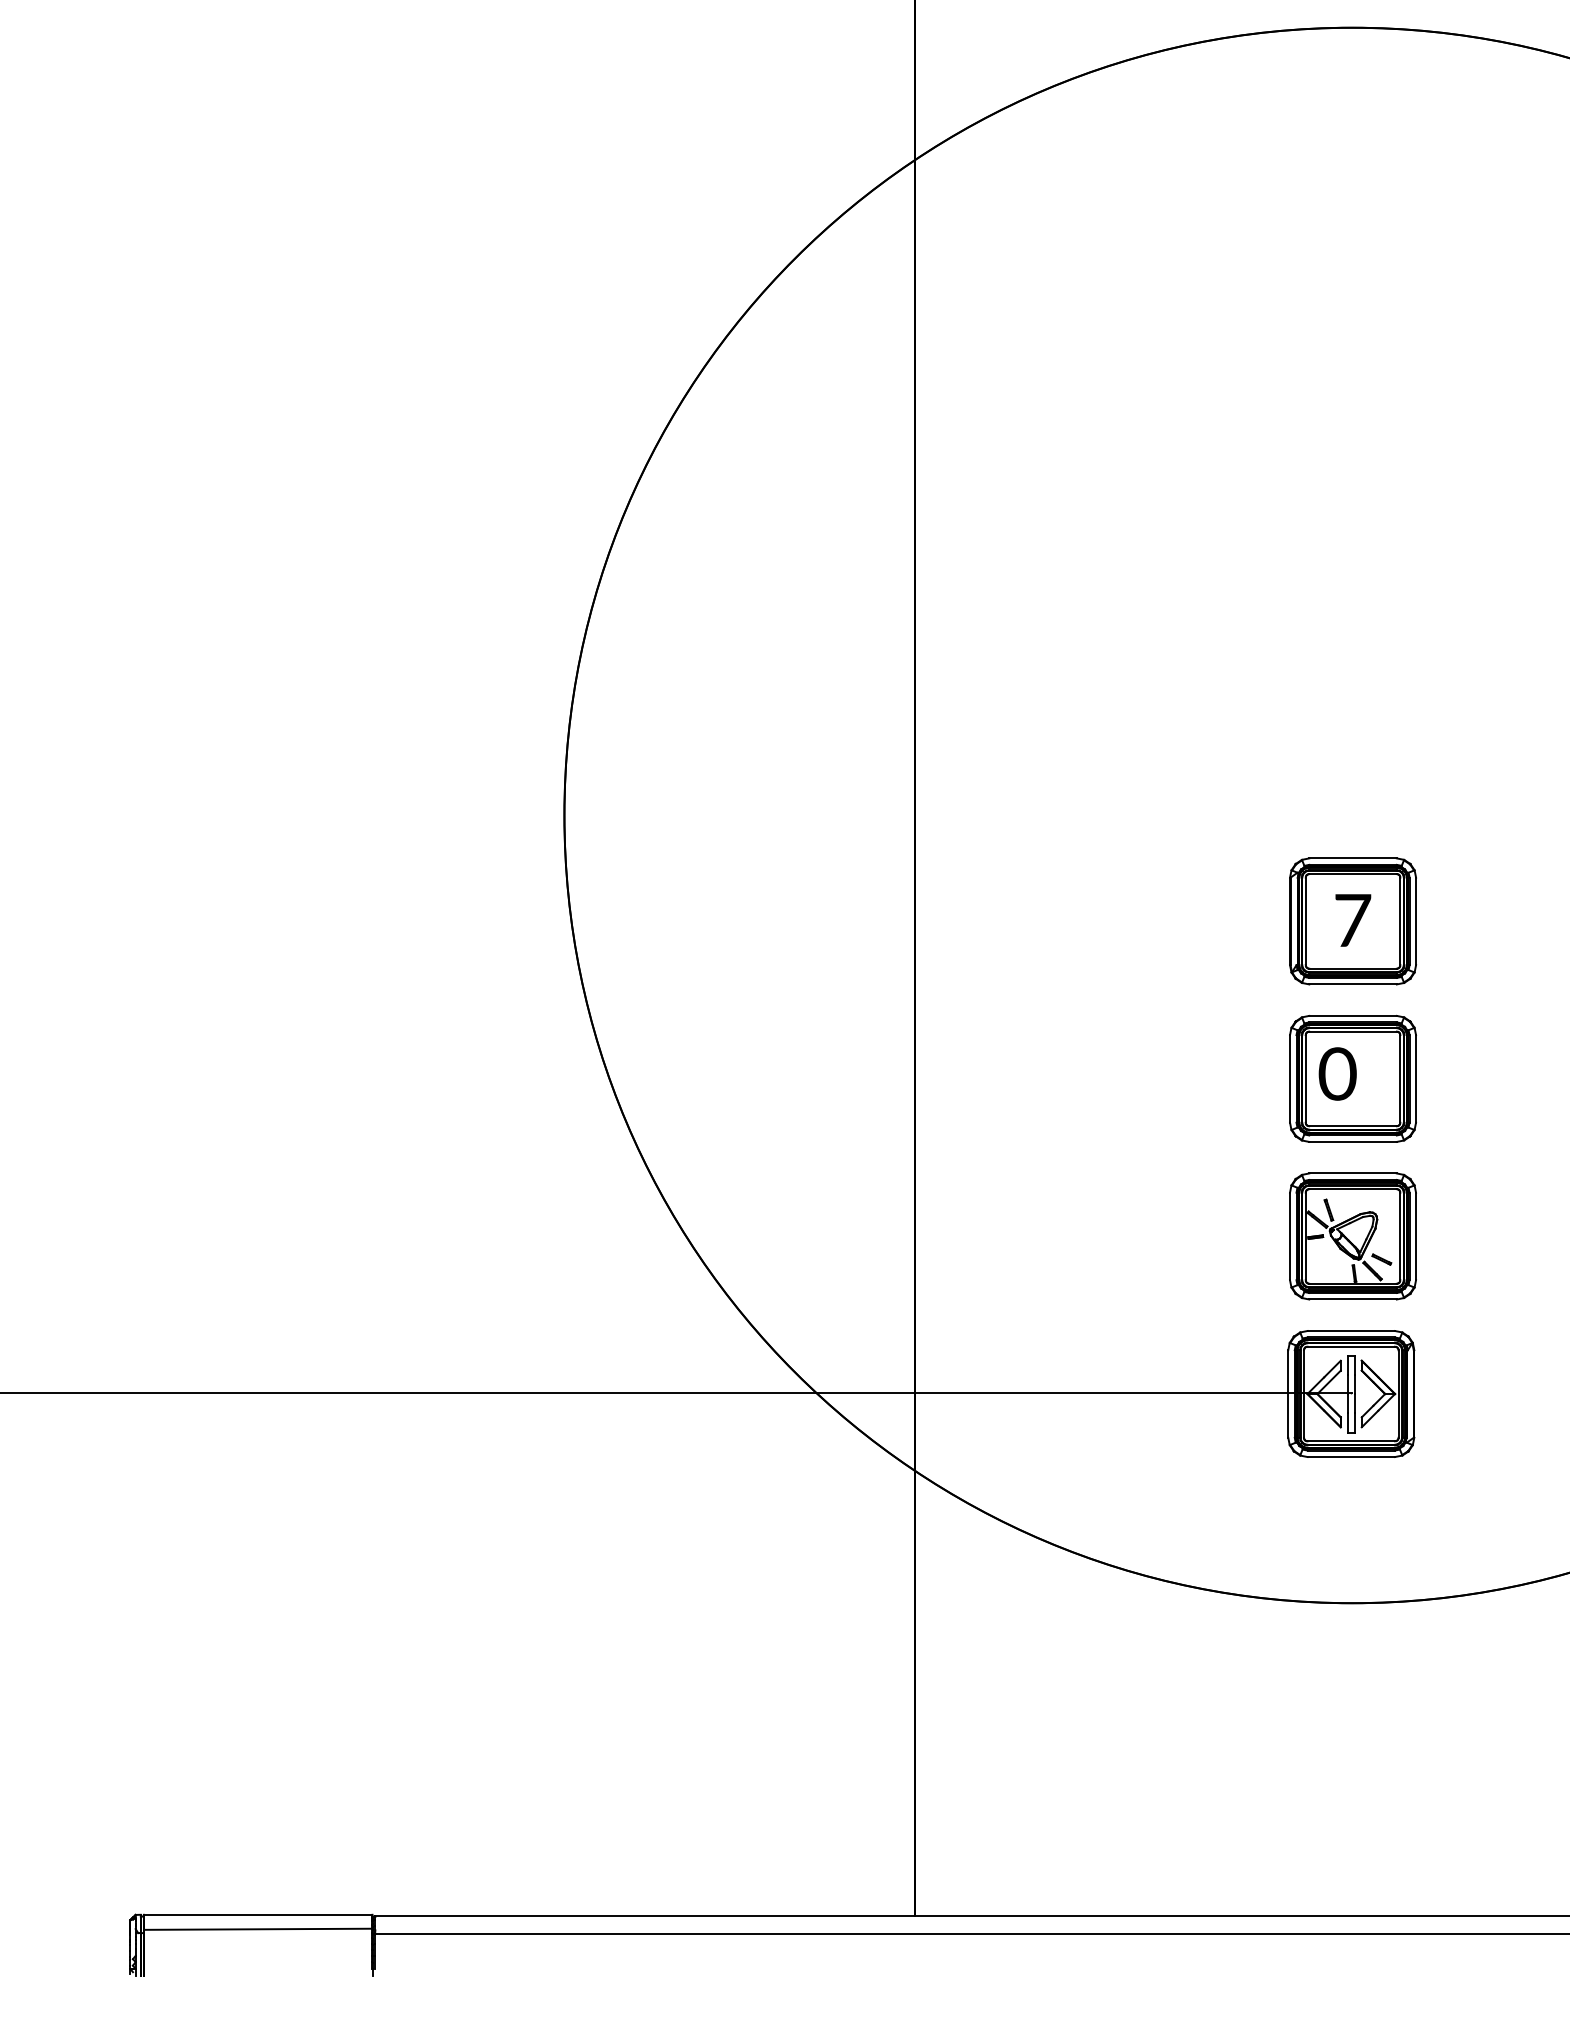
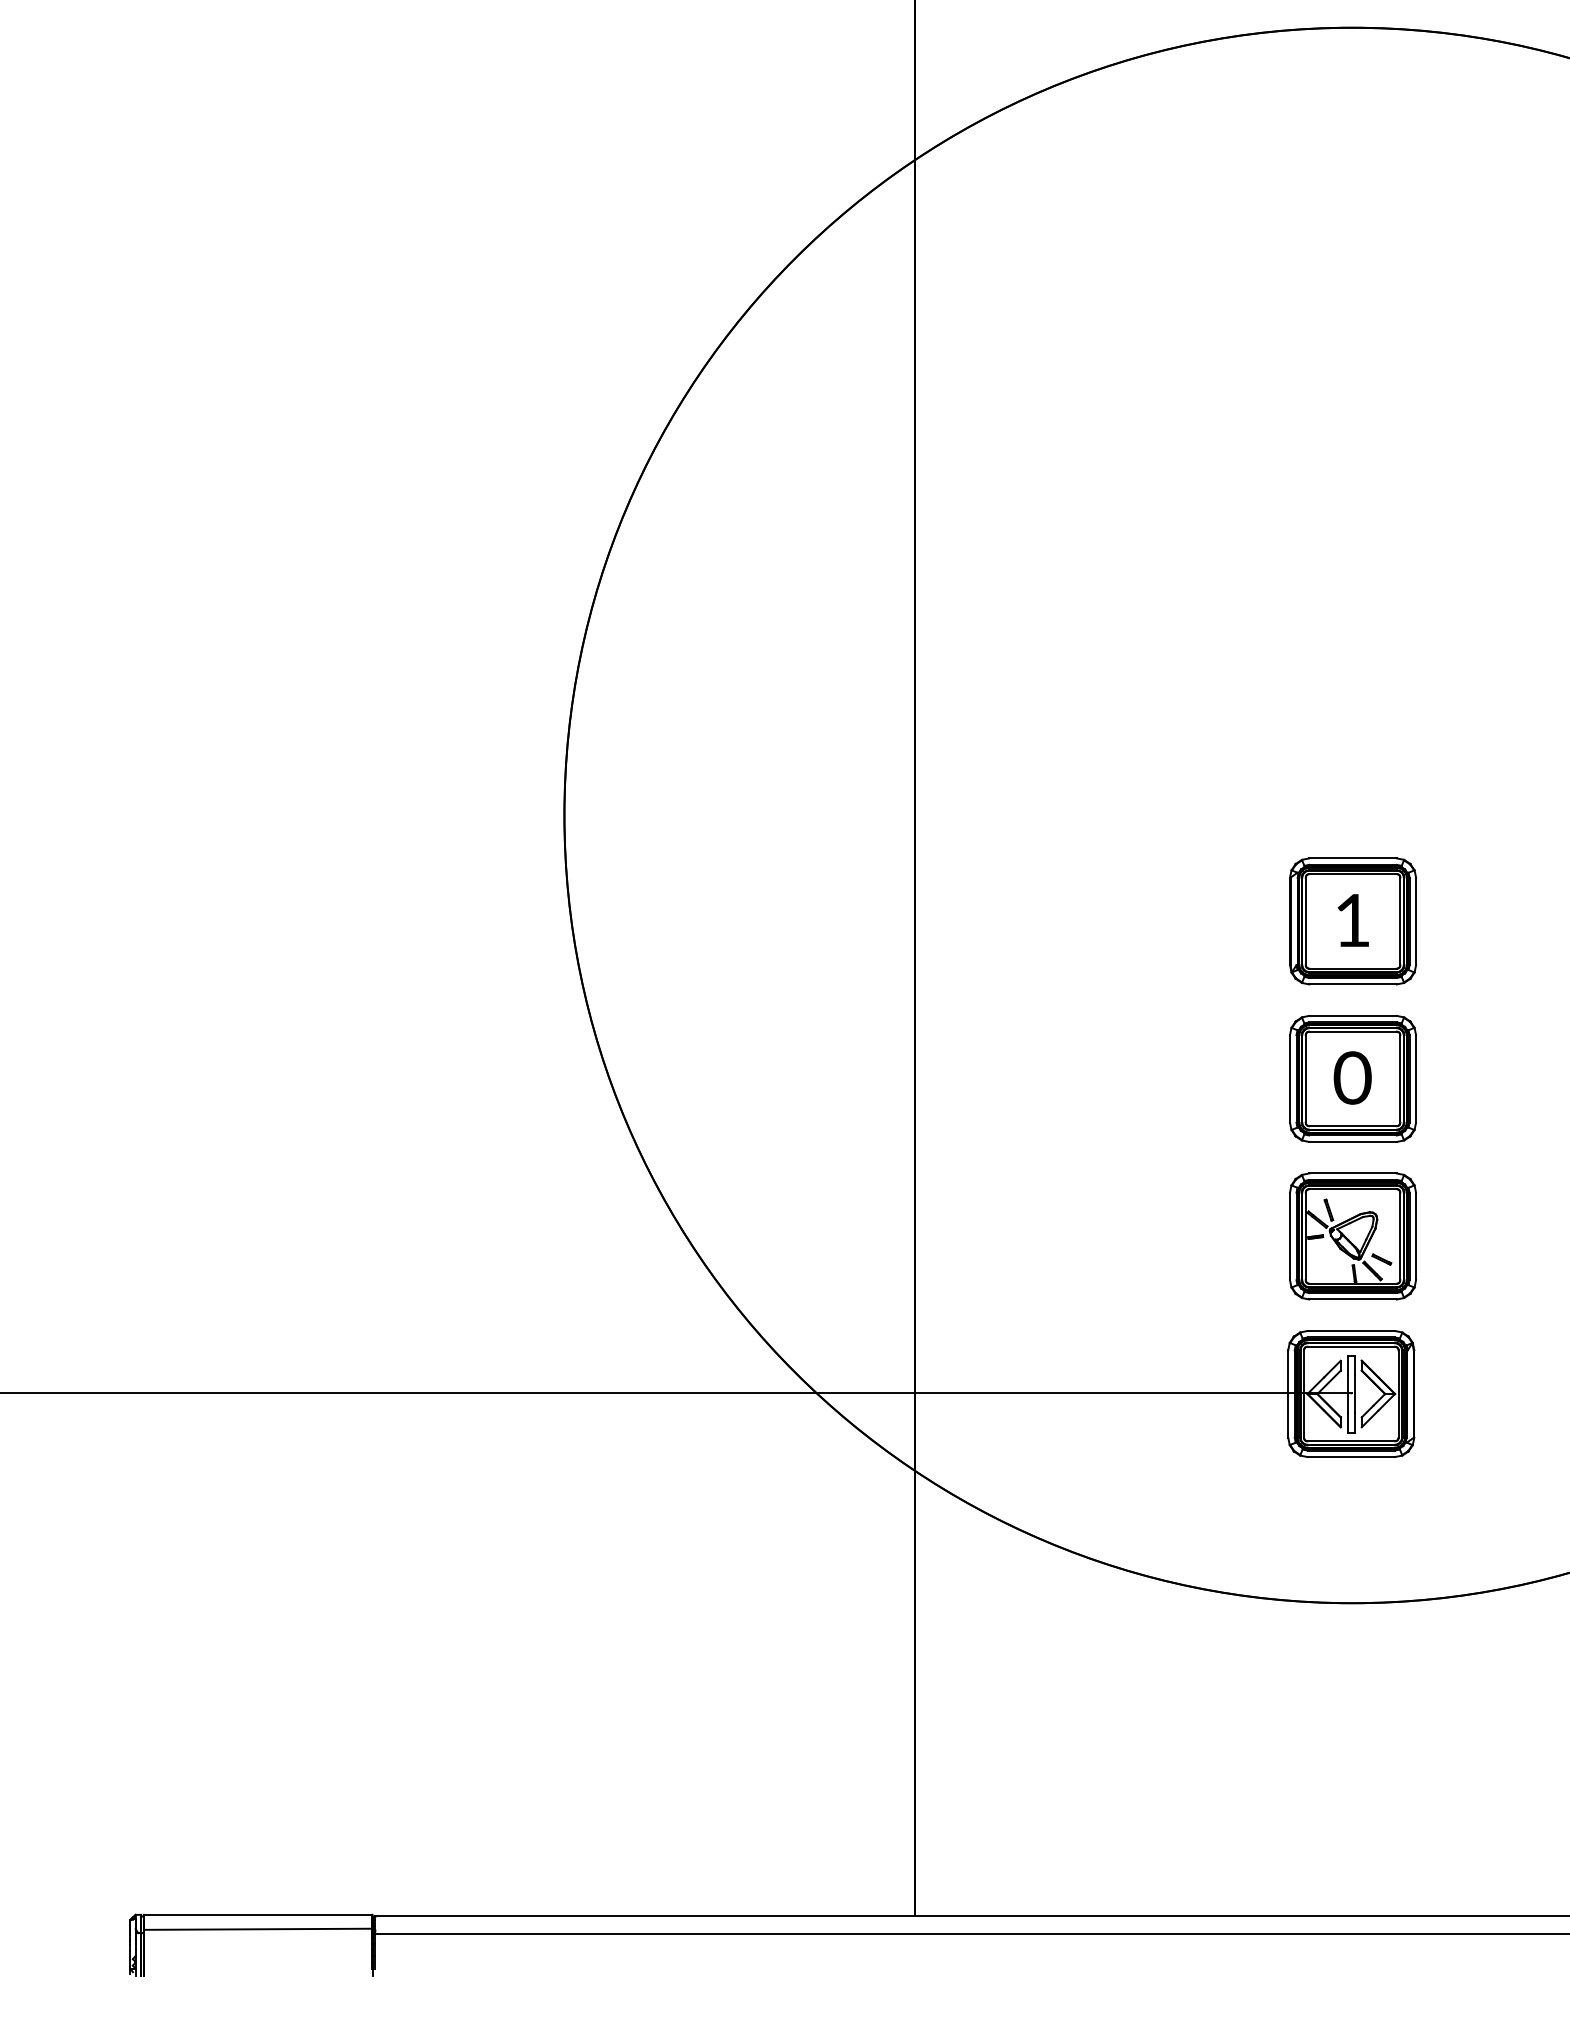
text: 7 -> 1 (1353, 920)
text position: (1337, 1073) -> (1352, 1077) (1352, 1077)
